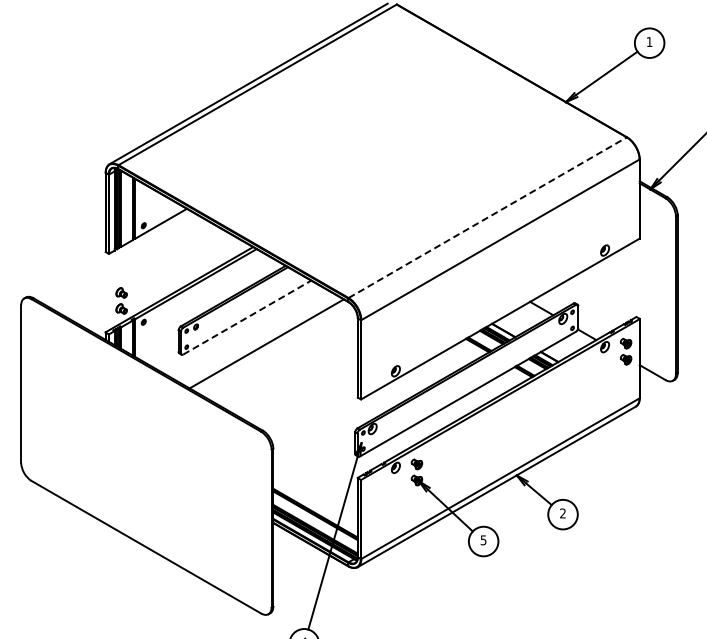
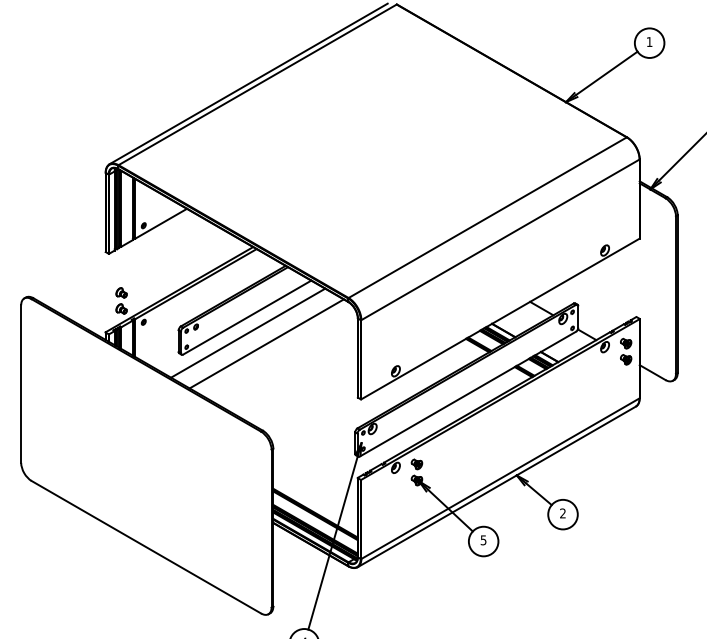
line: dashed -> solid (487, 217)
line: dashed -> solid (247, 317)
line: none -> present (248, 332)
